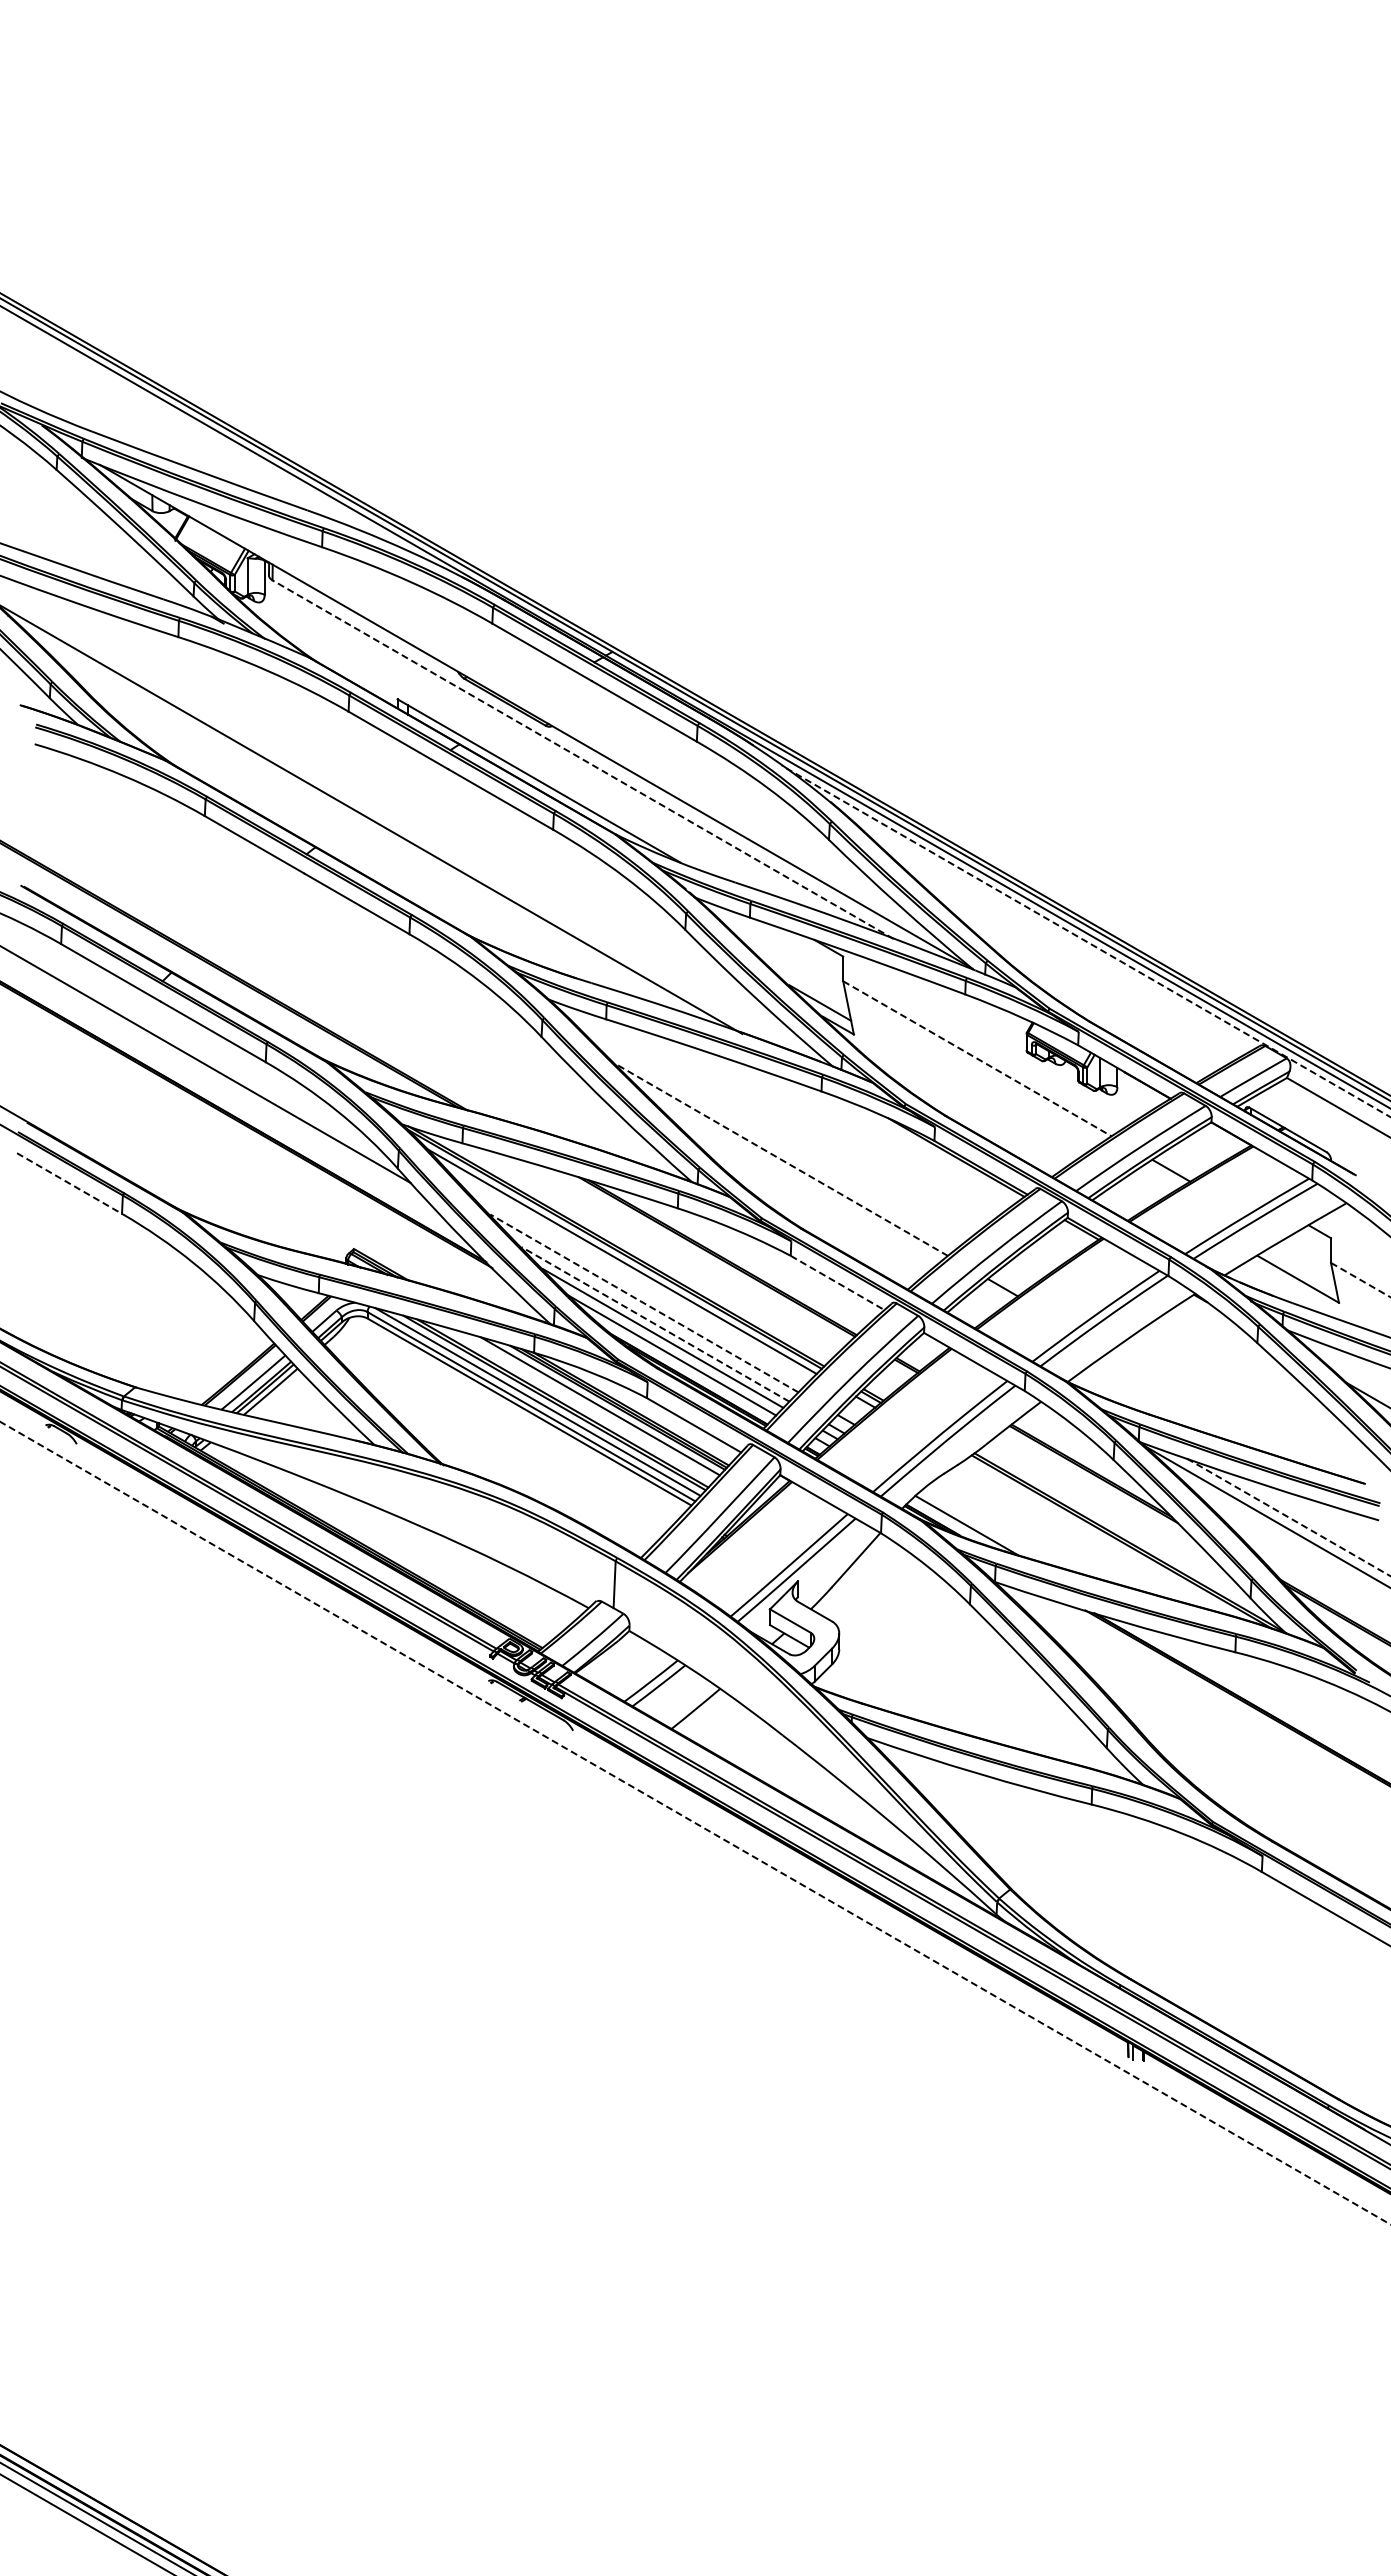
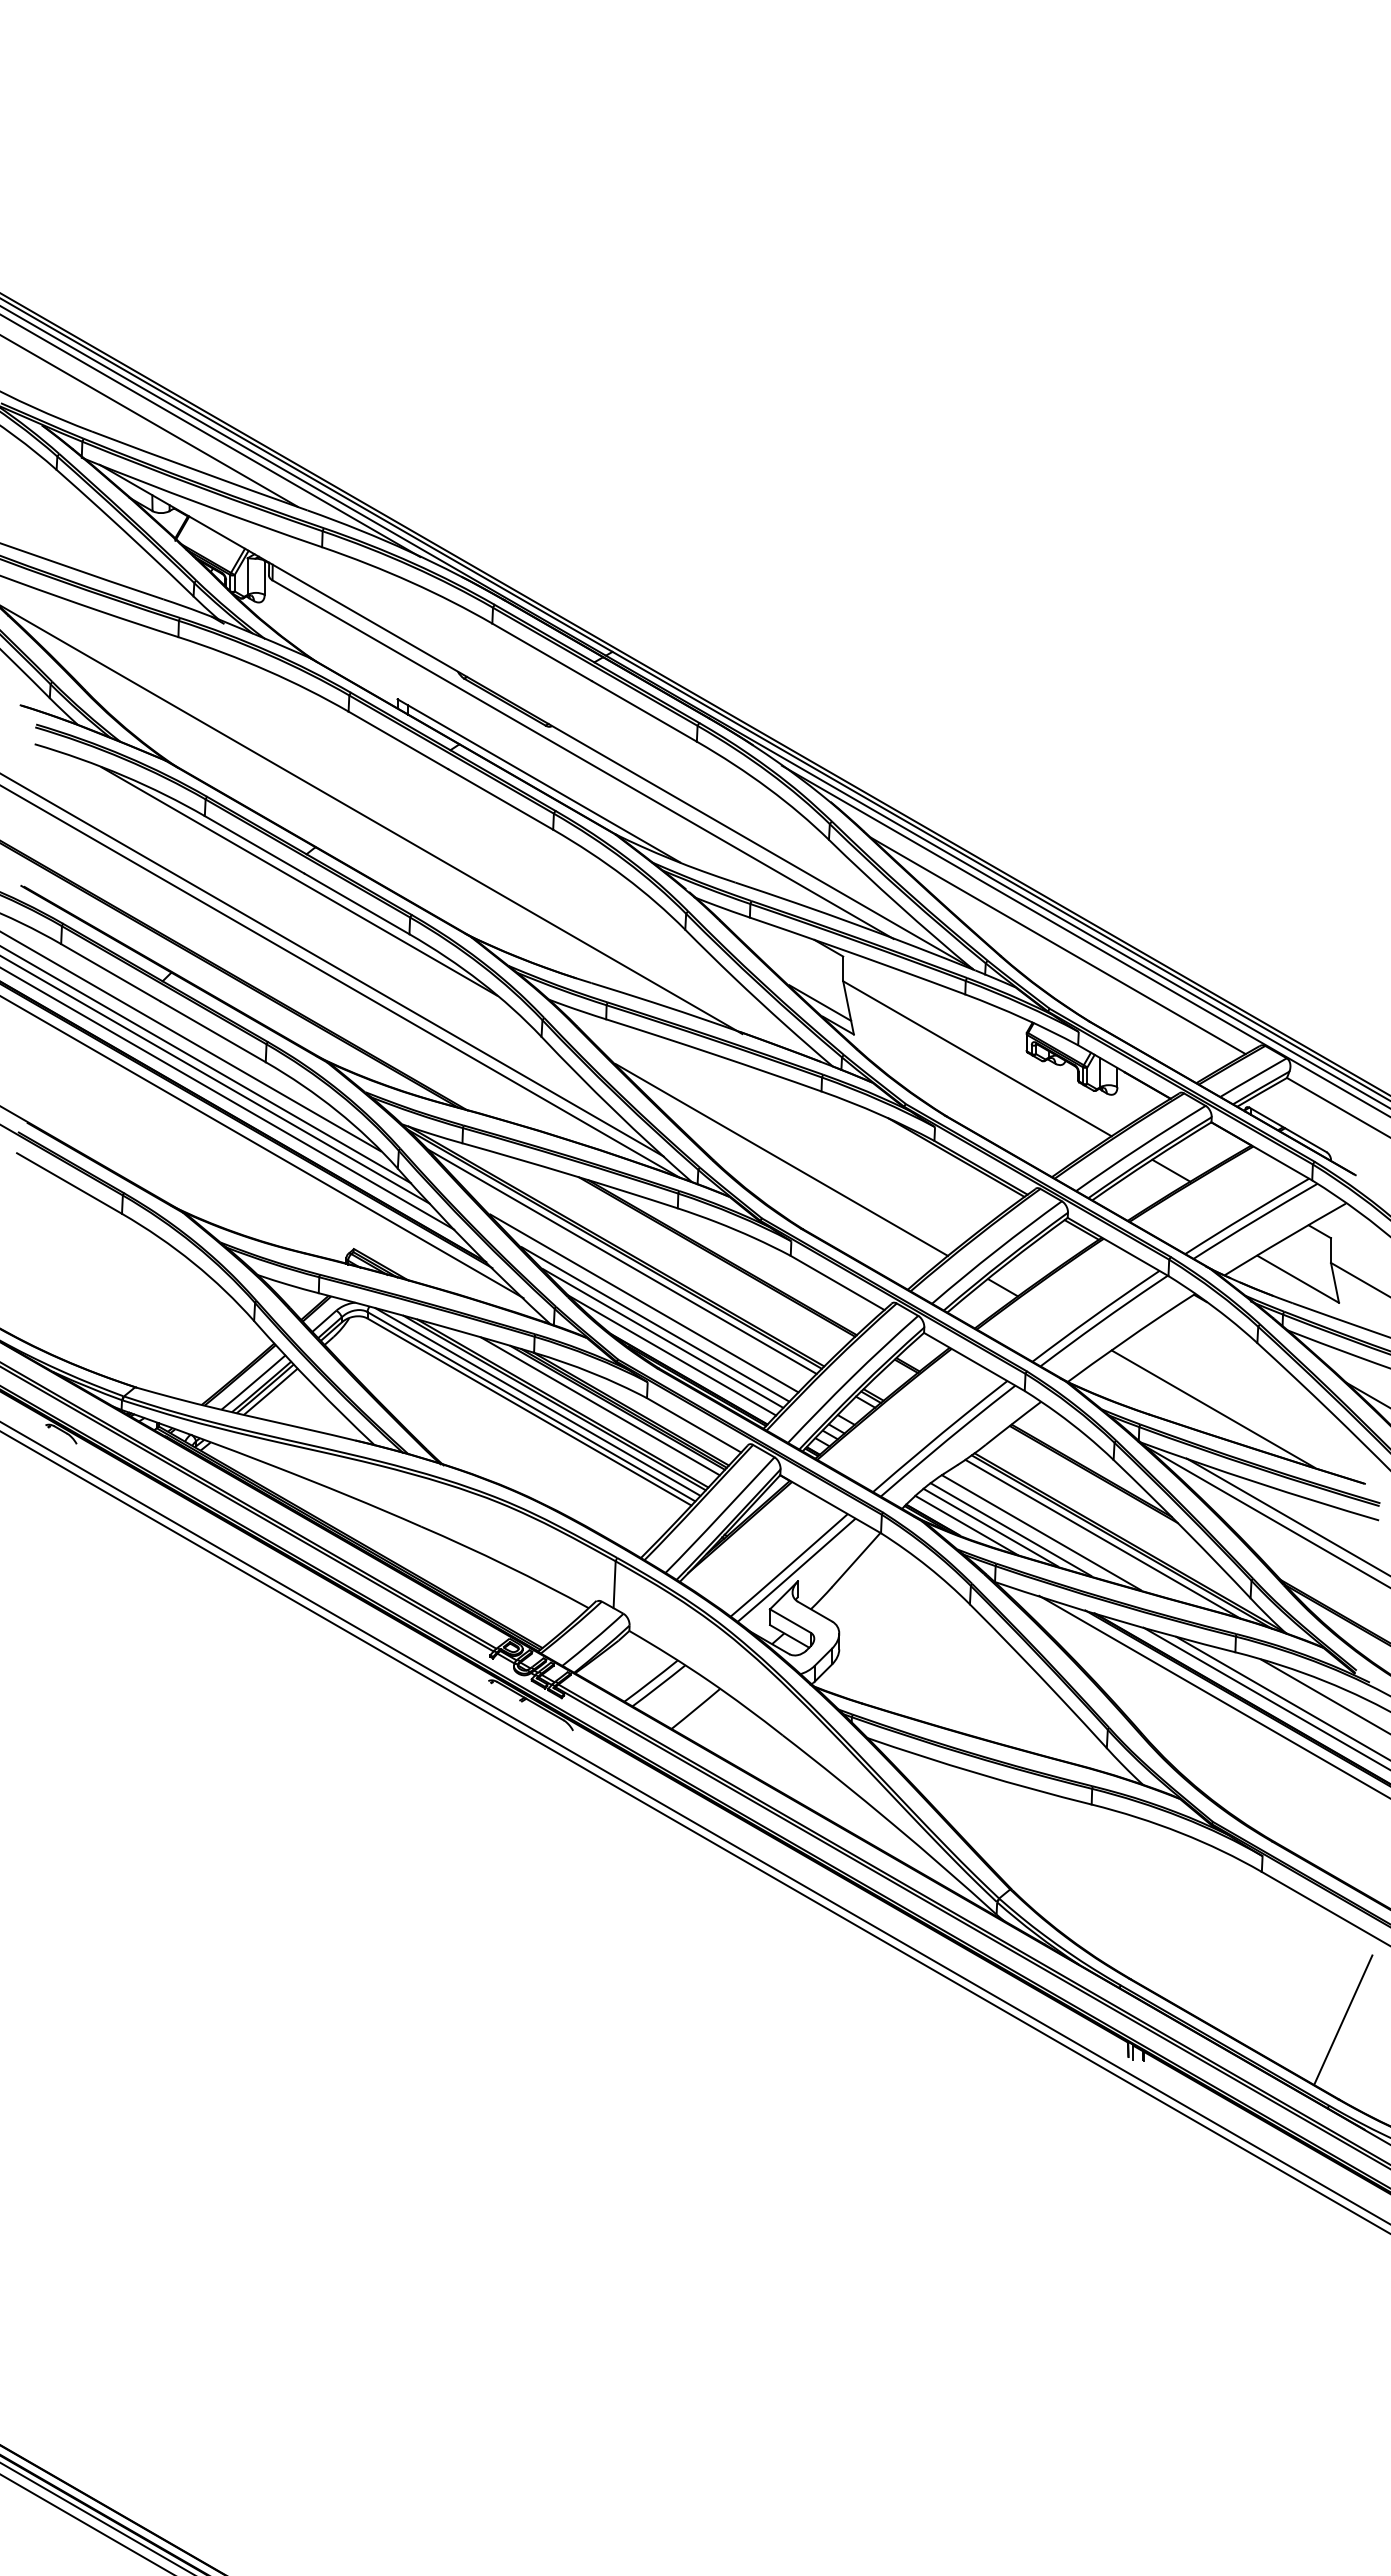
line: none -> present (149, 421)
line: none -> present (211, 435)
line: dashed -> solid (583, 759)
line: none -> present (299, 881)
line: dashed -> solid (1085, 941)
line: none -> present (1058, 945)
line: none -> present (332, 965)
line: none -> present (341, 981)
line: none -> present (191, 1041)
line: dashed -> solid (977, 1059)
line: none -> present (215, 1079)
line: none -> present (228, 1098)
line: none -> present (262, 1147)
line: dashed -> solid (781, 1160)
line: dashed -> solid (69, 1183)
line: dashed -> solid (1361, 1280)
line: dashed -> solid (838, 1283)
line: dashed -> solid (644, 1303)
line: dashed -> solid (655, 1324)
line: none -> present (1212, 1408)
line: dashed -> solid (1288, 1517)
line: none -> present (990, 1527)
line: none -> present (1010, 1529)
line: none -> present (1040, 1532)
line: none -> present (1102, 1538)
line: none -> present (1324, 1695)
line: none -> present (1213, 1696)
line: none -> present (1265, 1697)
line: none -> present (1281, 1697)
line: dashed -> solid (695, 1823)
line: none -> present (694, 1832)
line: none -> present (1343, 2019)
